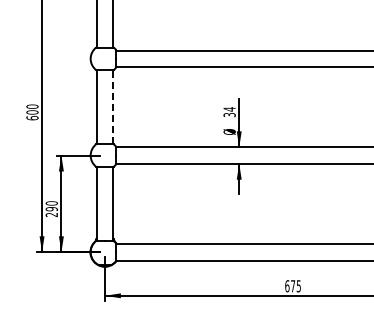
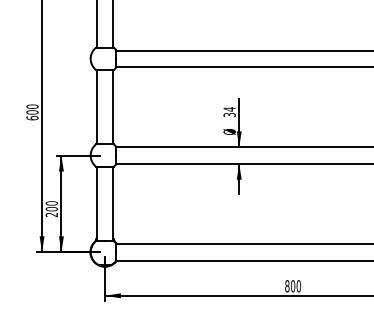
line: dashed -> solid (113, 106)
text: 290 -> 200 (51, 209)
text: 675 -> 800 (293, 286)
